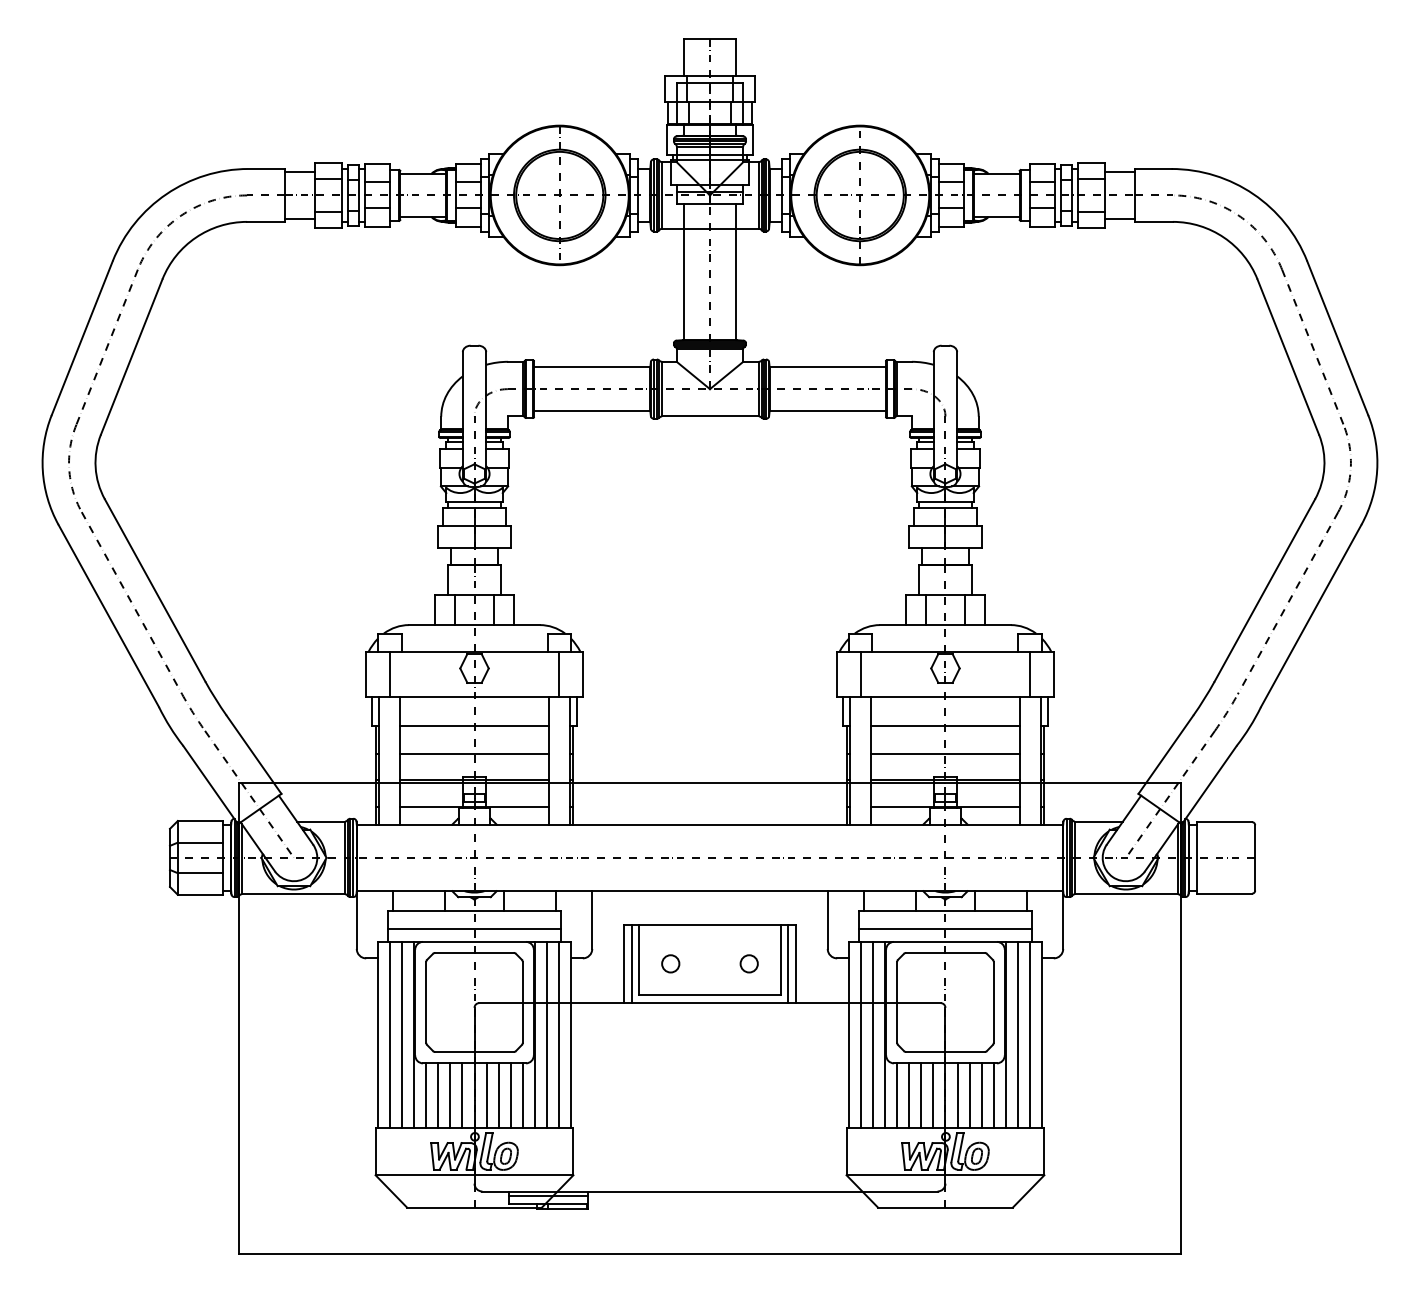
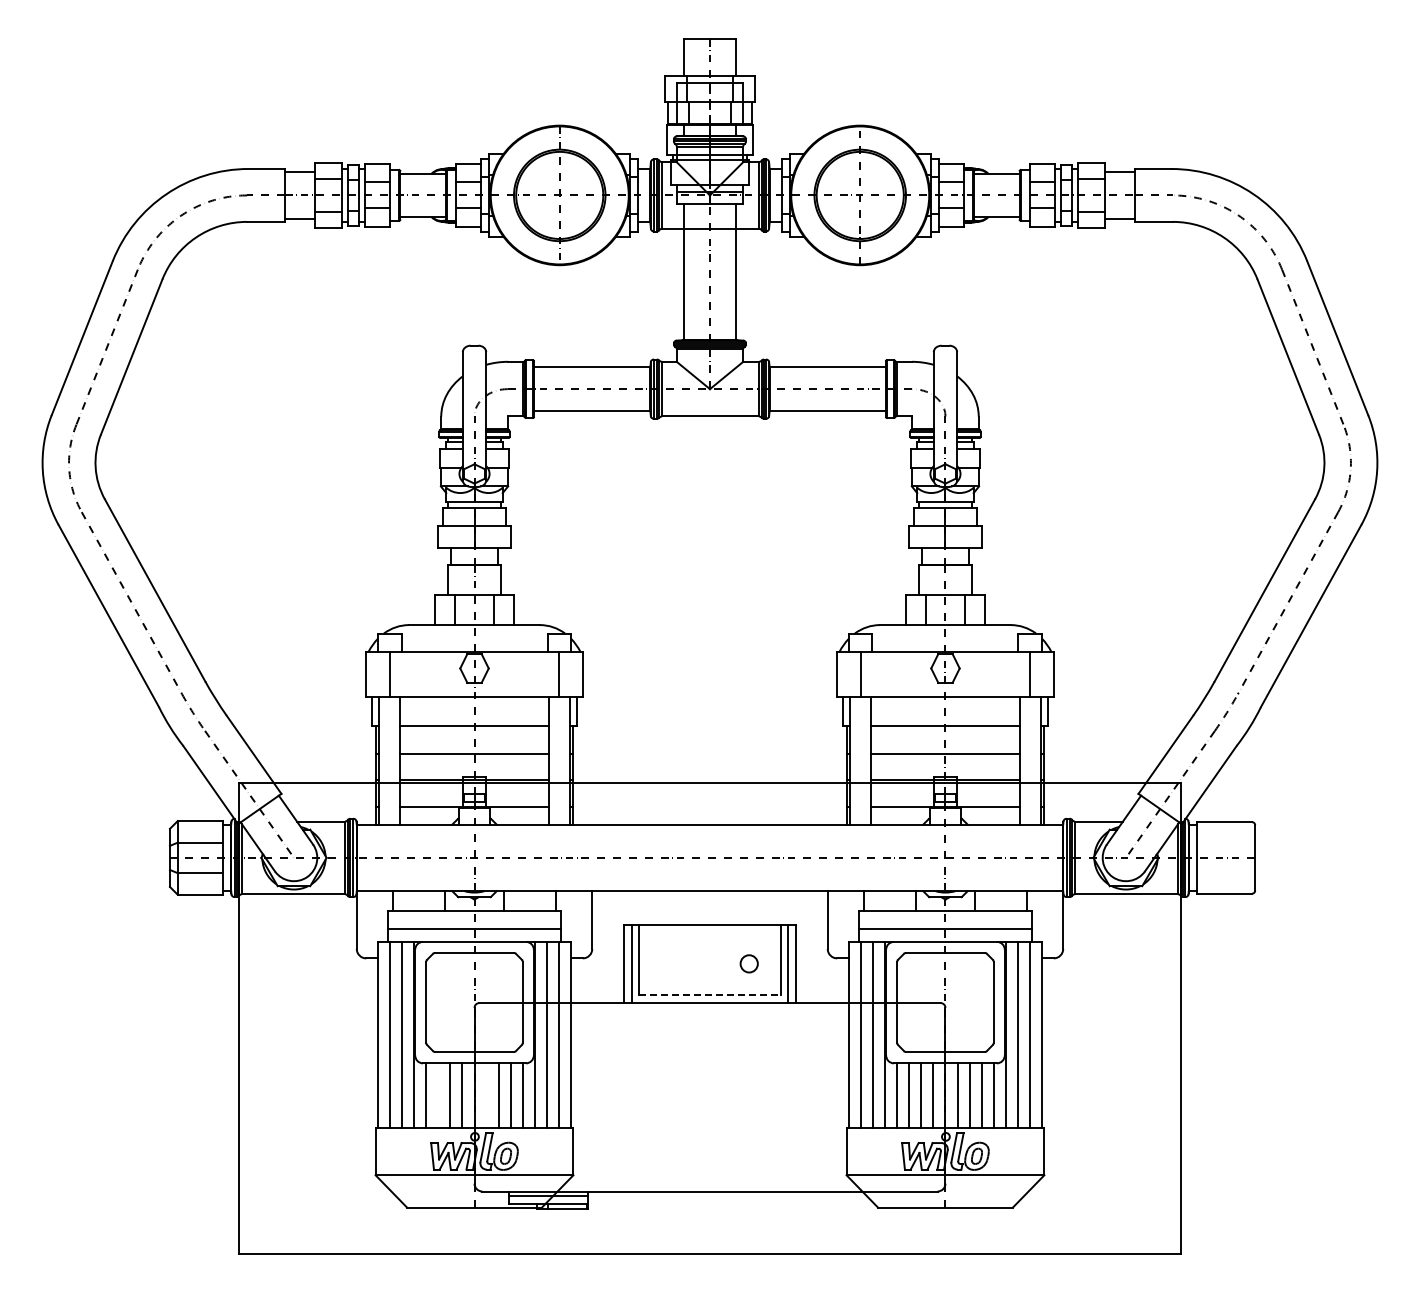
circle: present -> none (670, 963)
line: solid -> dashed (710, 995)
line: present -> none (438, 1095)
line: present -> none (486, 1095)
